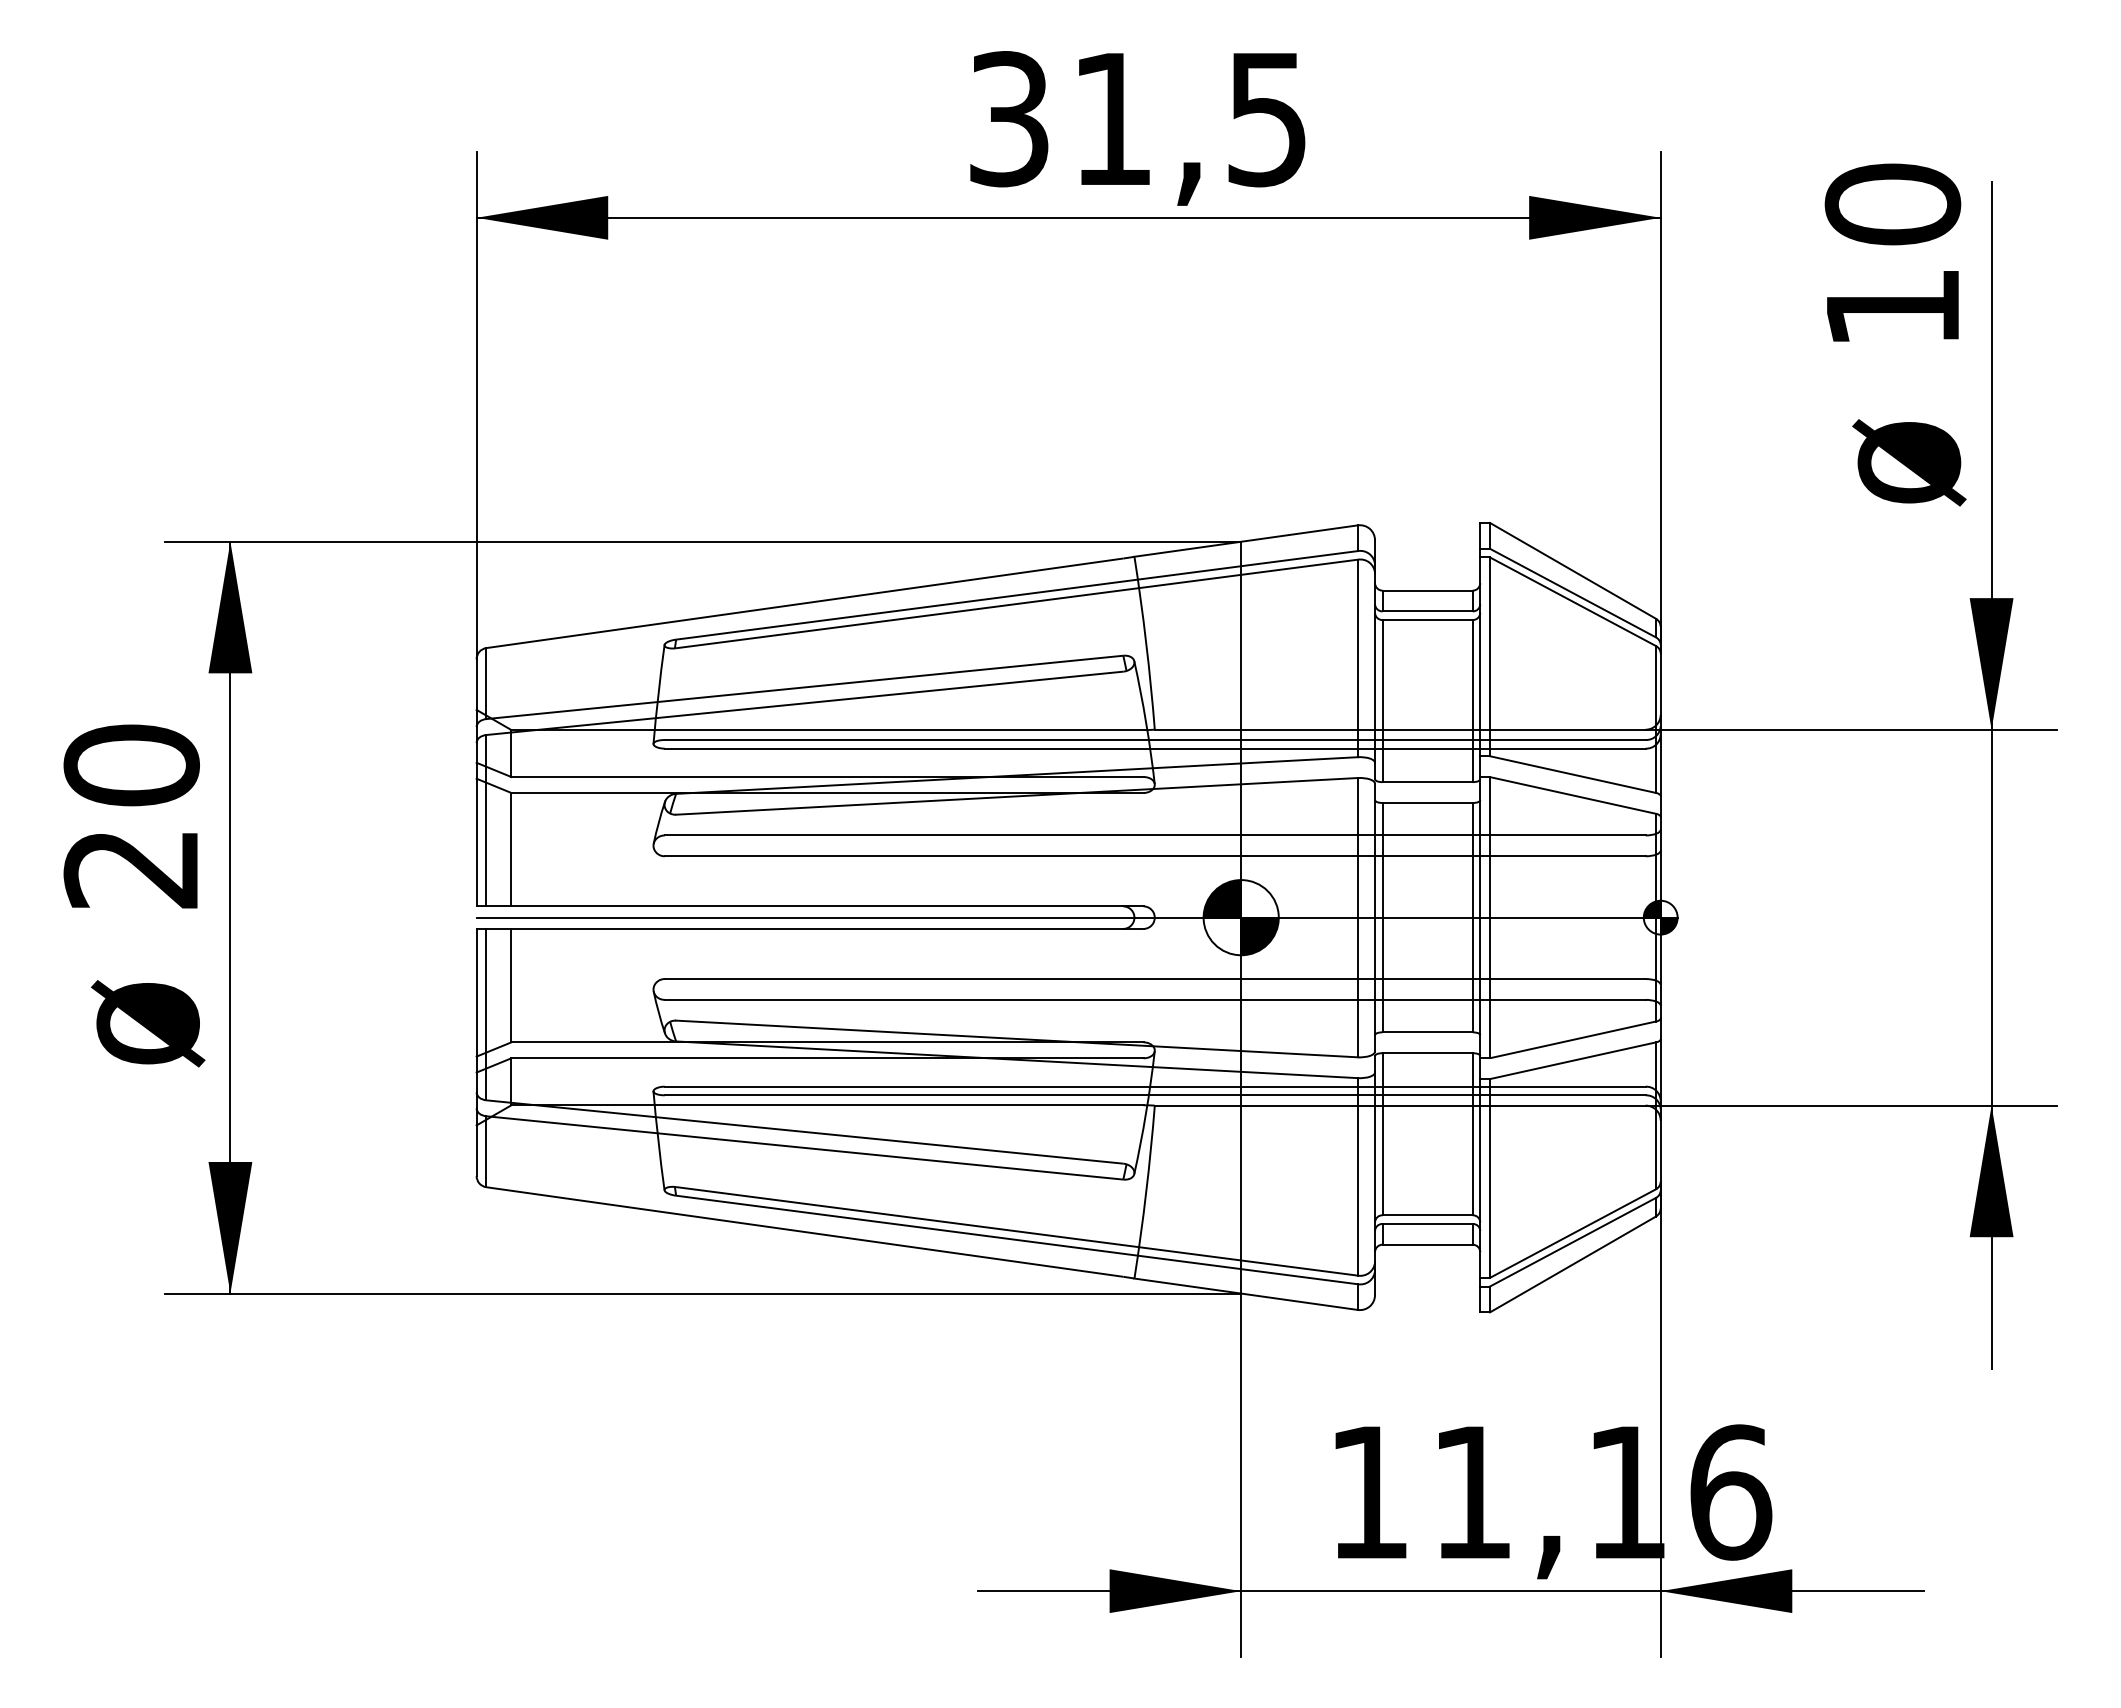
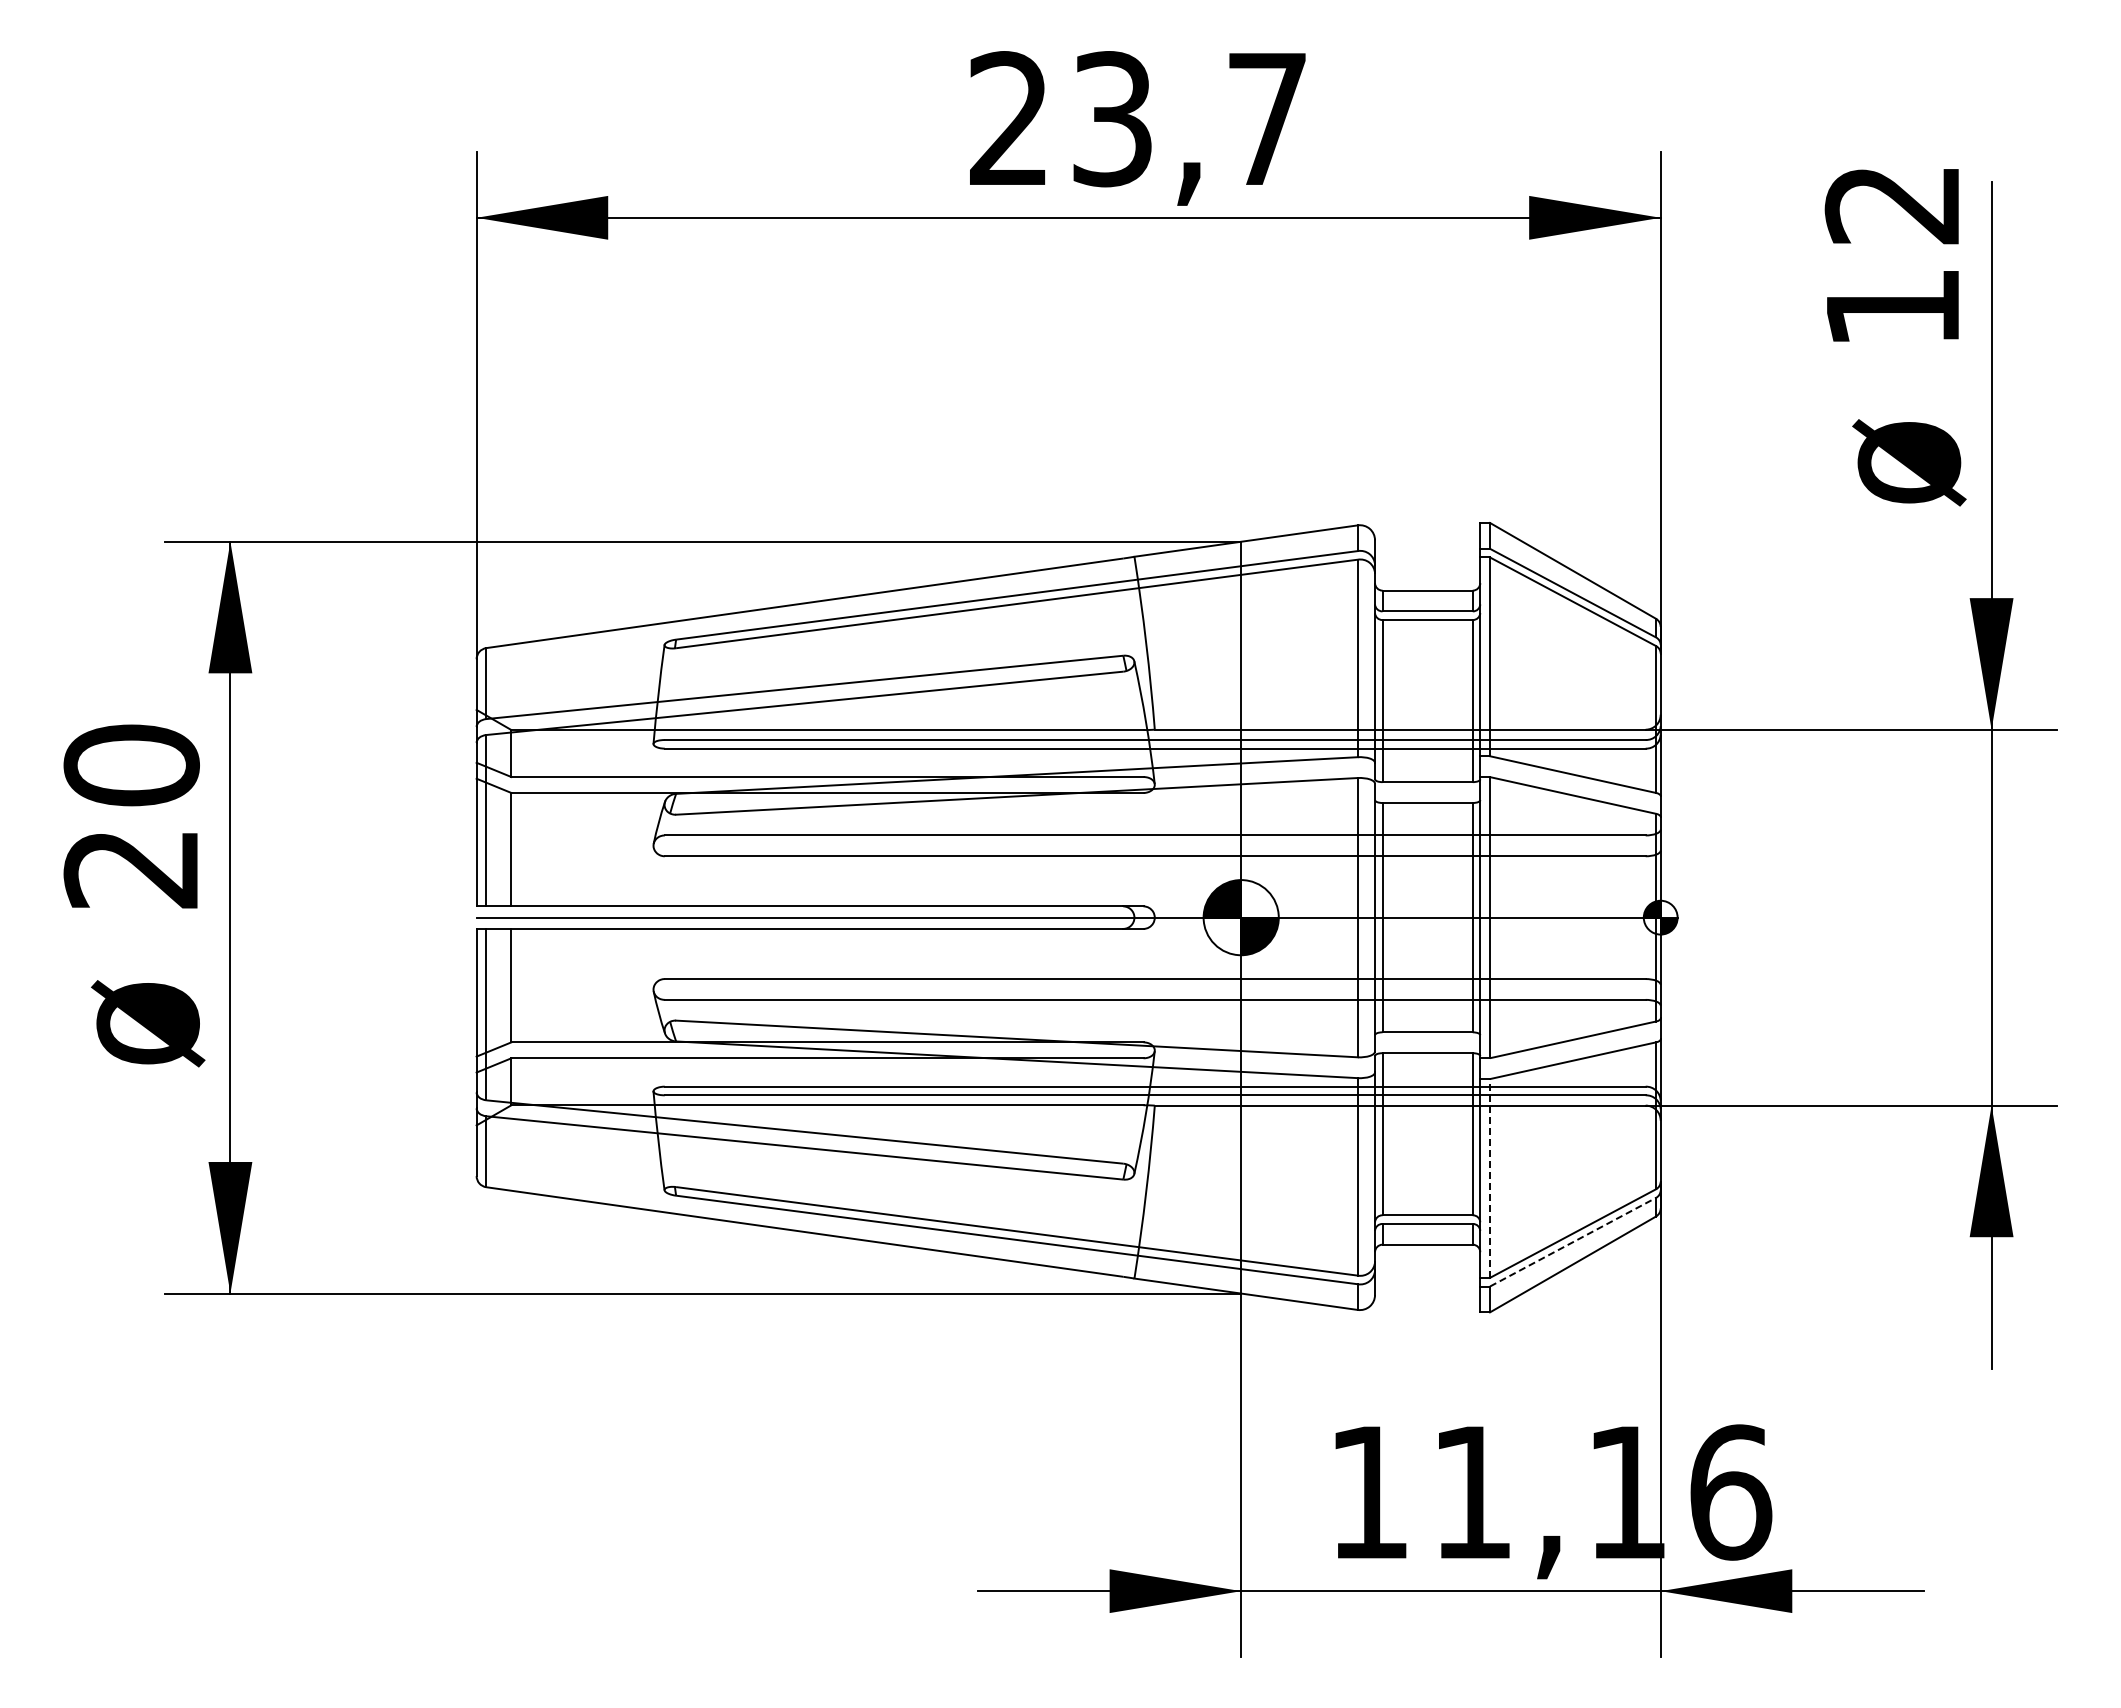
text: 31,5 -> 23,7 (1137, 119)
text: 10 -> 12 (1892, 204)
line: solid -> dashed (1490, 1177)
line: solid -> dashed (1573, 1241)
